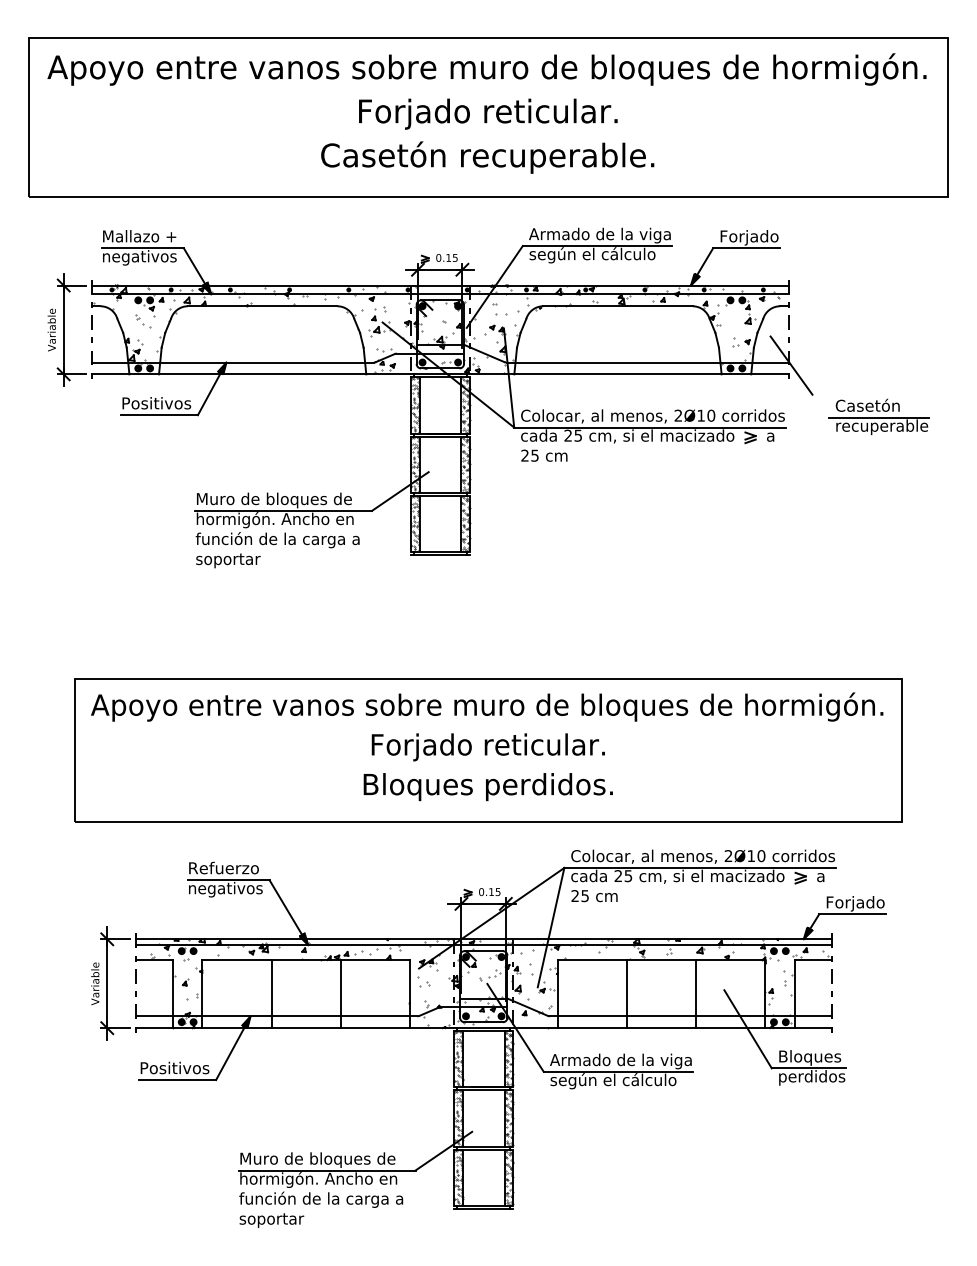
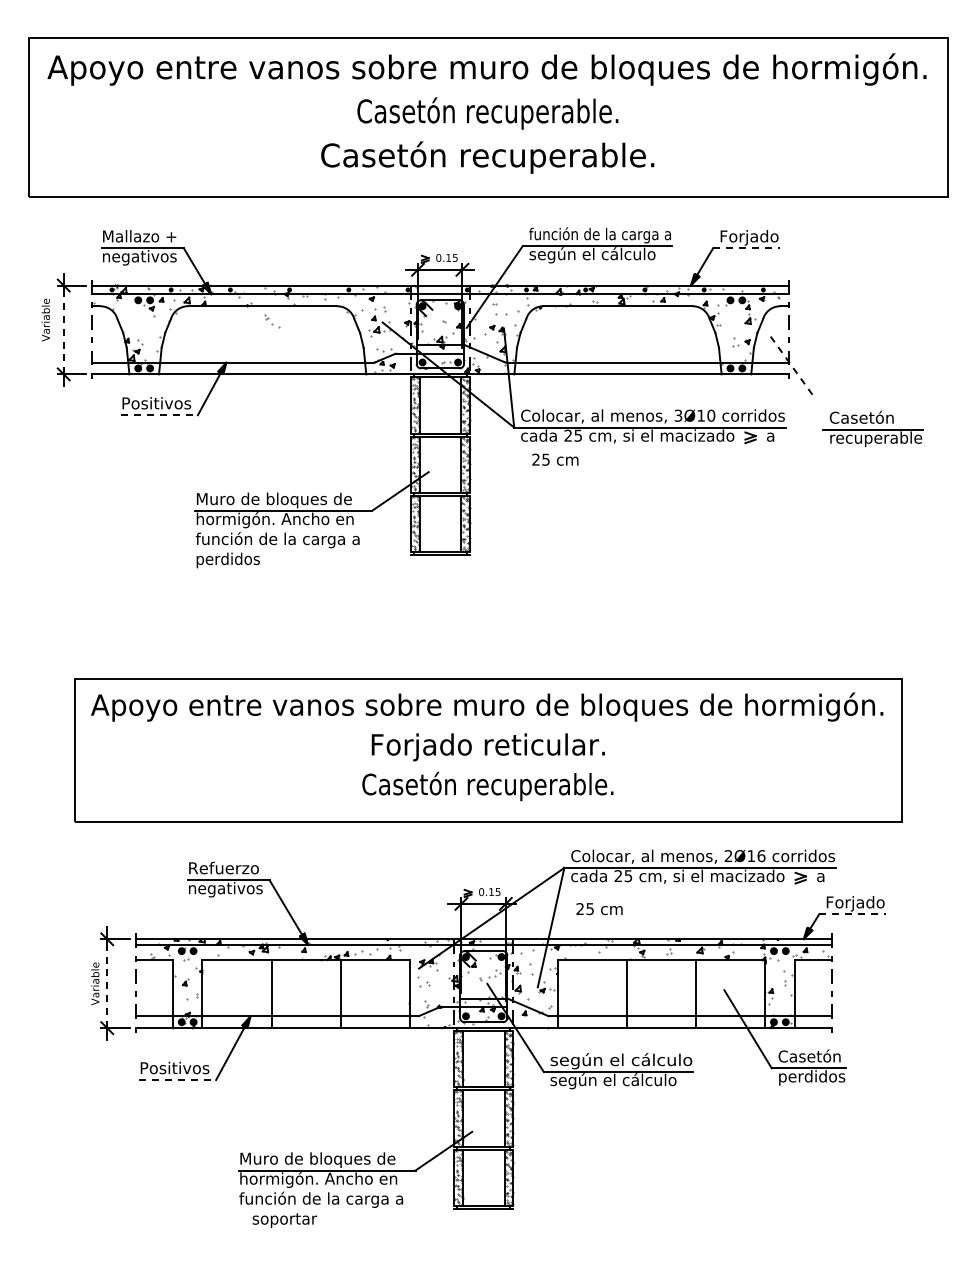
text: Forjado reticular. -> Casetón recuperable. (487, 113)
text: Armado de la viga -> función de la carga a (599, 235)
line: solid -> dashed (746, 248)
part position: (143, 321) -> (272, 321) (272, 321)
text position: (51, 329) -> (45, 319) (45, 319)
line: solid -> dashed (63, 329)
line: solid -> dashed (791, 365)
line: solid -> dashed (159, 415)
text: 2Ø10 -> 3Ø10 (678, 415)
part position: (878, 416) -> (872, 428) (872, 428)
text position: (544, 455) -> (555, 459) (555, 459)
text: soportar -> perdidos (228, 560)
text: Bloques perdidos. -> Casetón recuperable. (487, 786)
text: 2Ø10 -> 2Ø16 (761, 855)
text position: (594, 896) -> (599, 909) (599, 909)
line: solid -> dashed (852, 914)
line: solid -> dashed (107, 983)
text: Bloques -> Casetón (809, 1057)
text: Armado de la viga -> según el cálculo (621, 1061)
line: solid -> dashed (178, 1080)
text position: (271, 1220) -> (284, 1220) (284, 1220)
